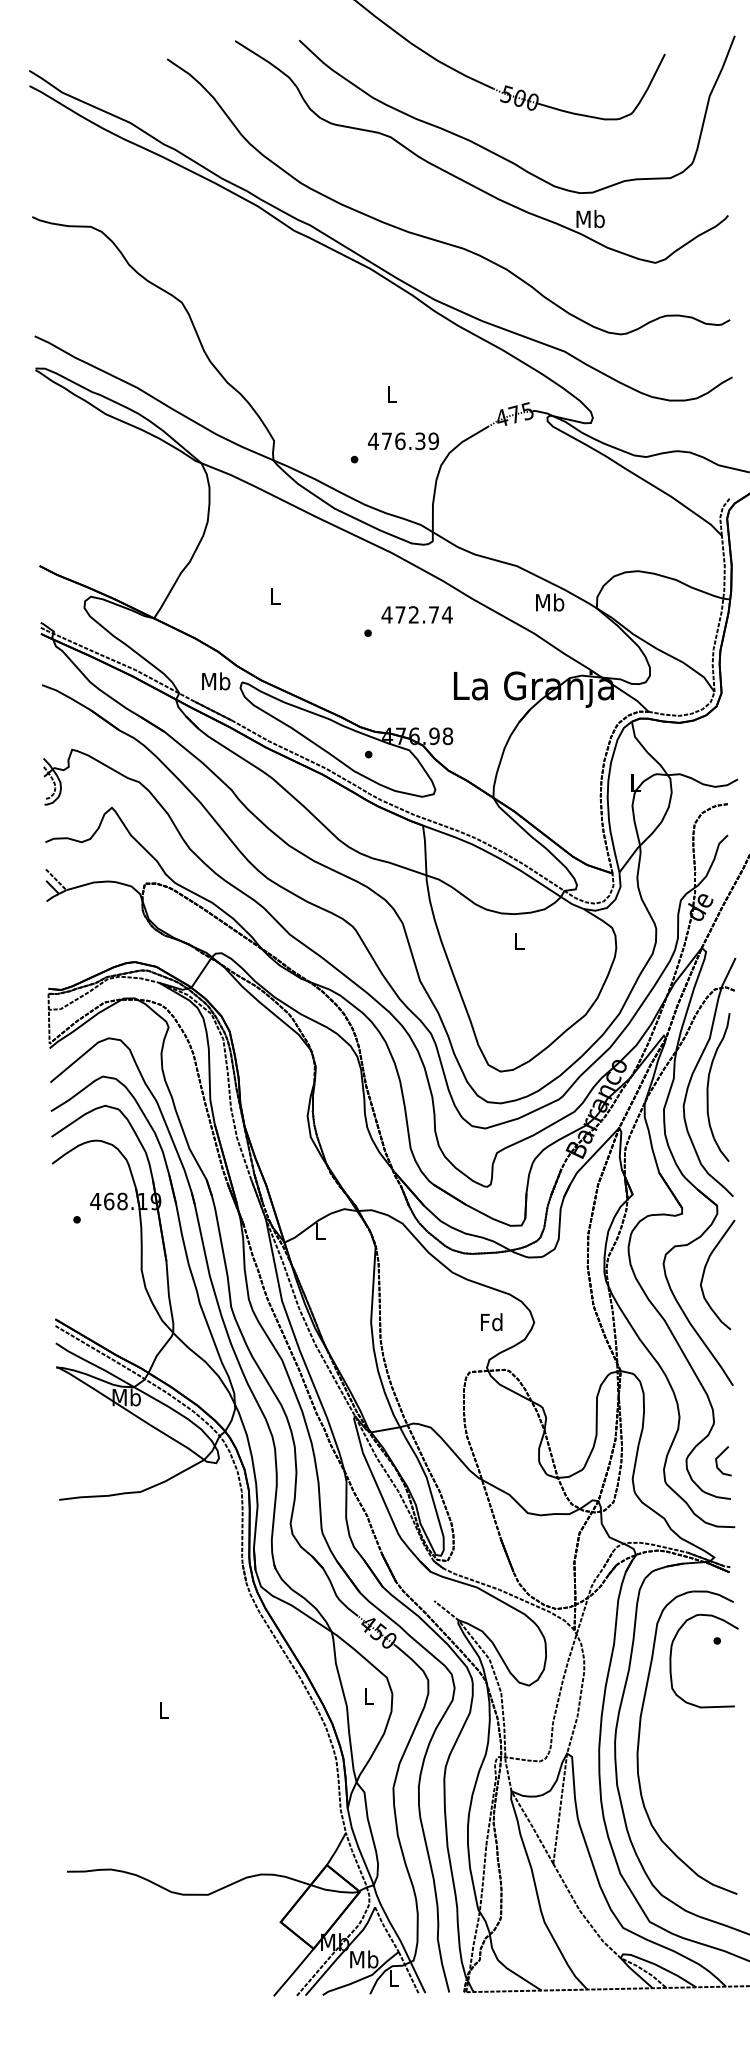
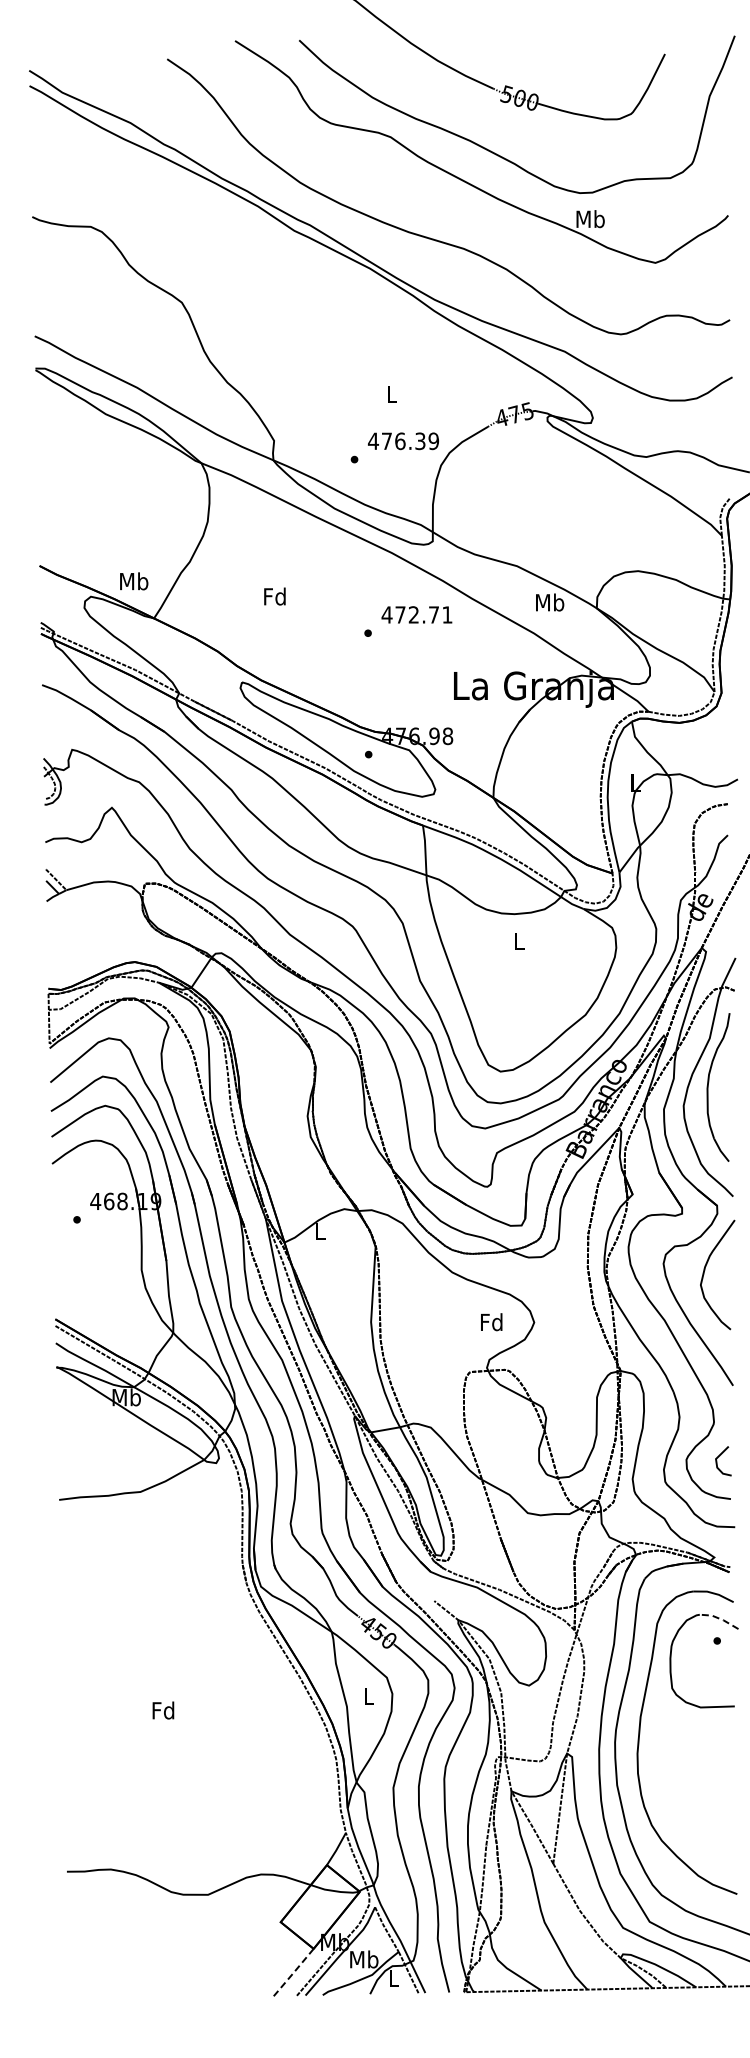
text: L -> Fd (274, 596)
text: 472.74 -> 472.71 (446, 614)
text position: (216, 681) -> (134, 581) (134, 581)
line: solid -> dashed (720, 1618)
text: L -> Fd (163, 1710)
line: solid -> dashed (293, 1972)
